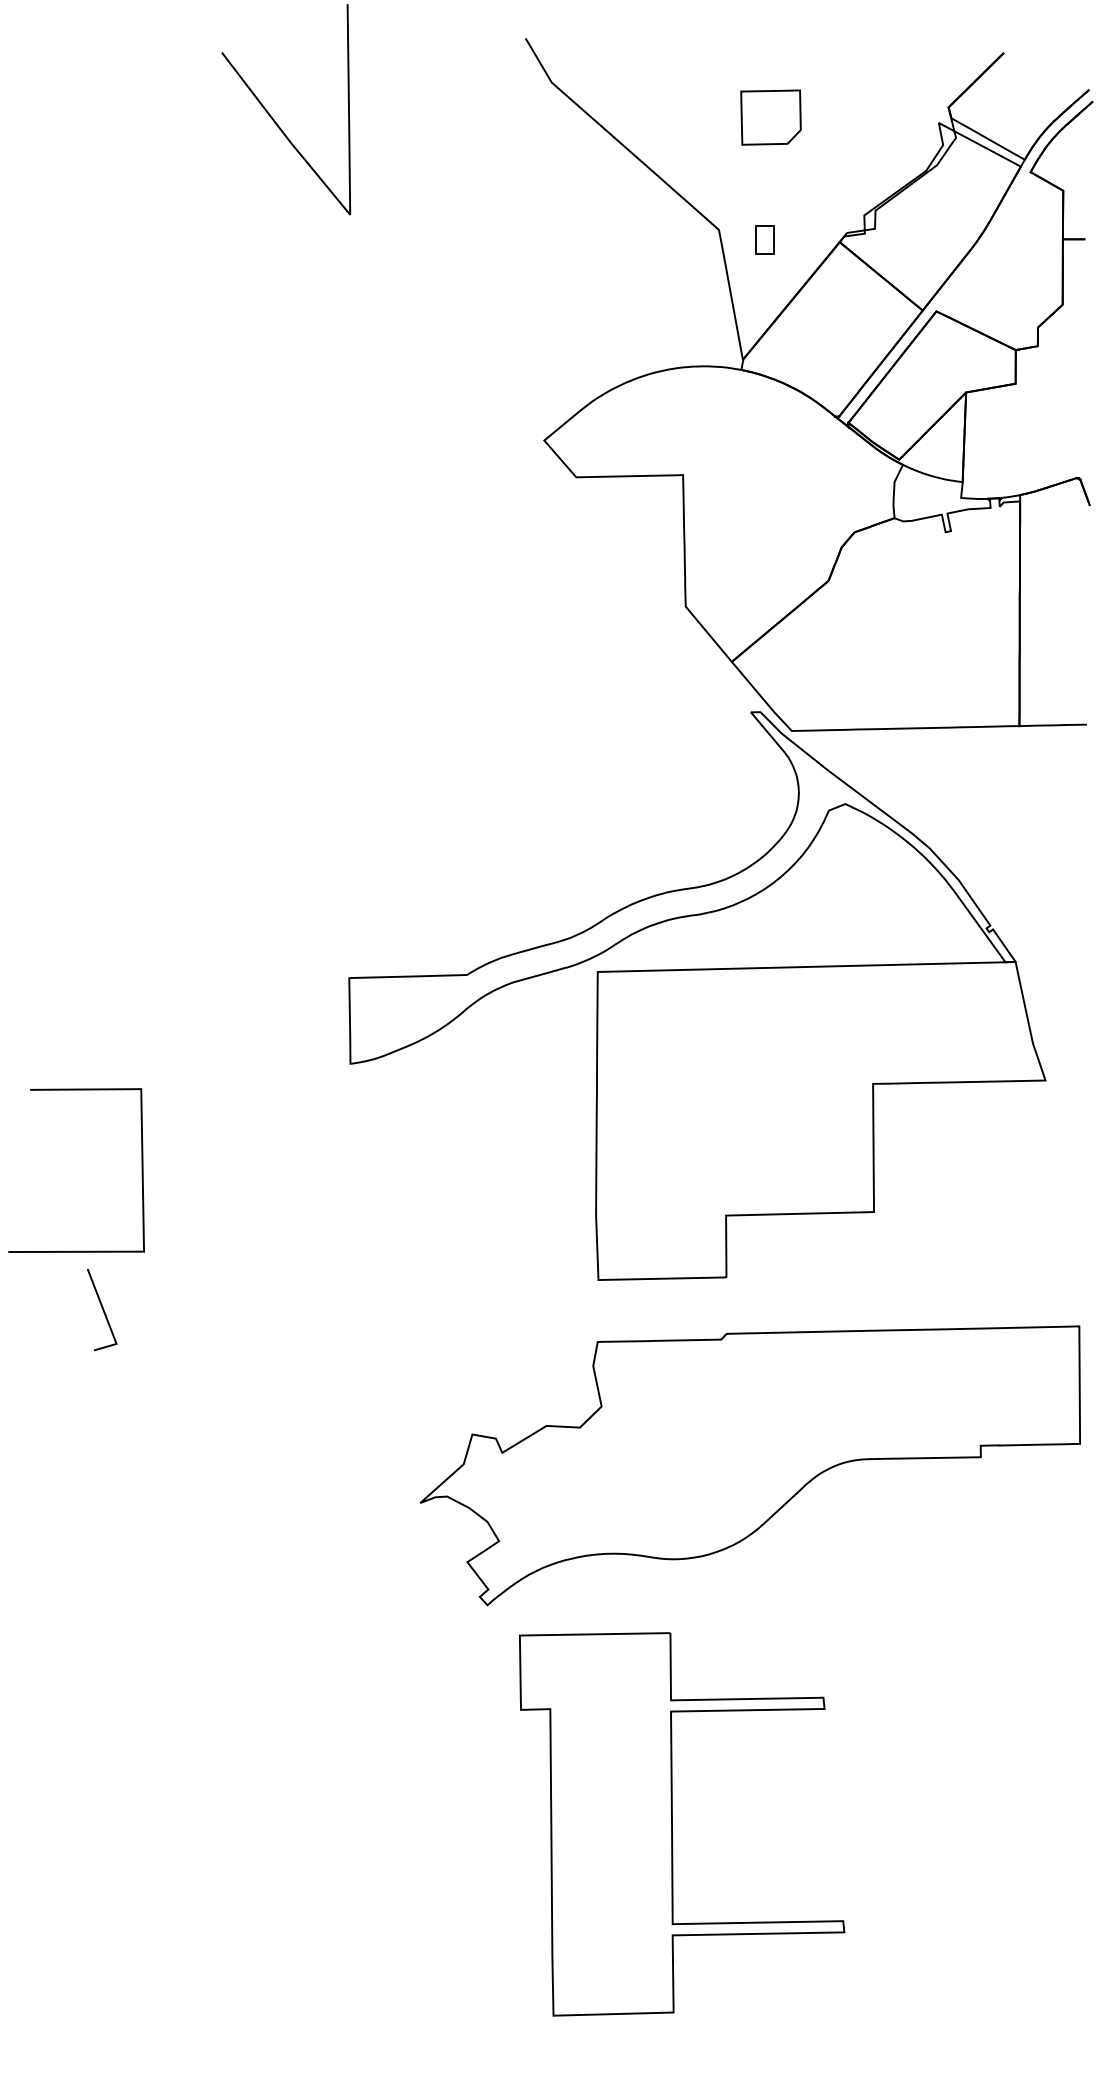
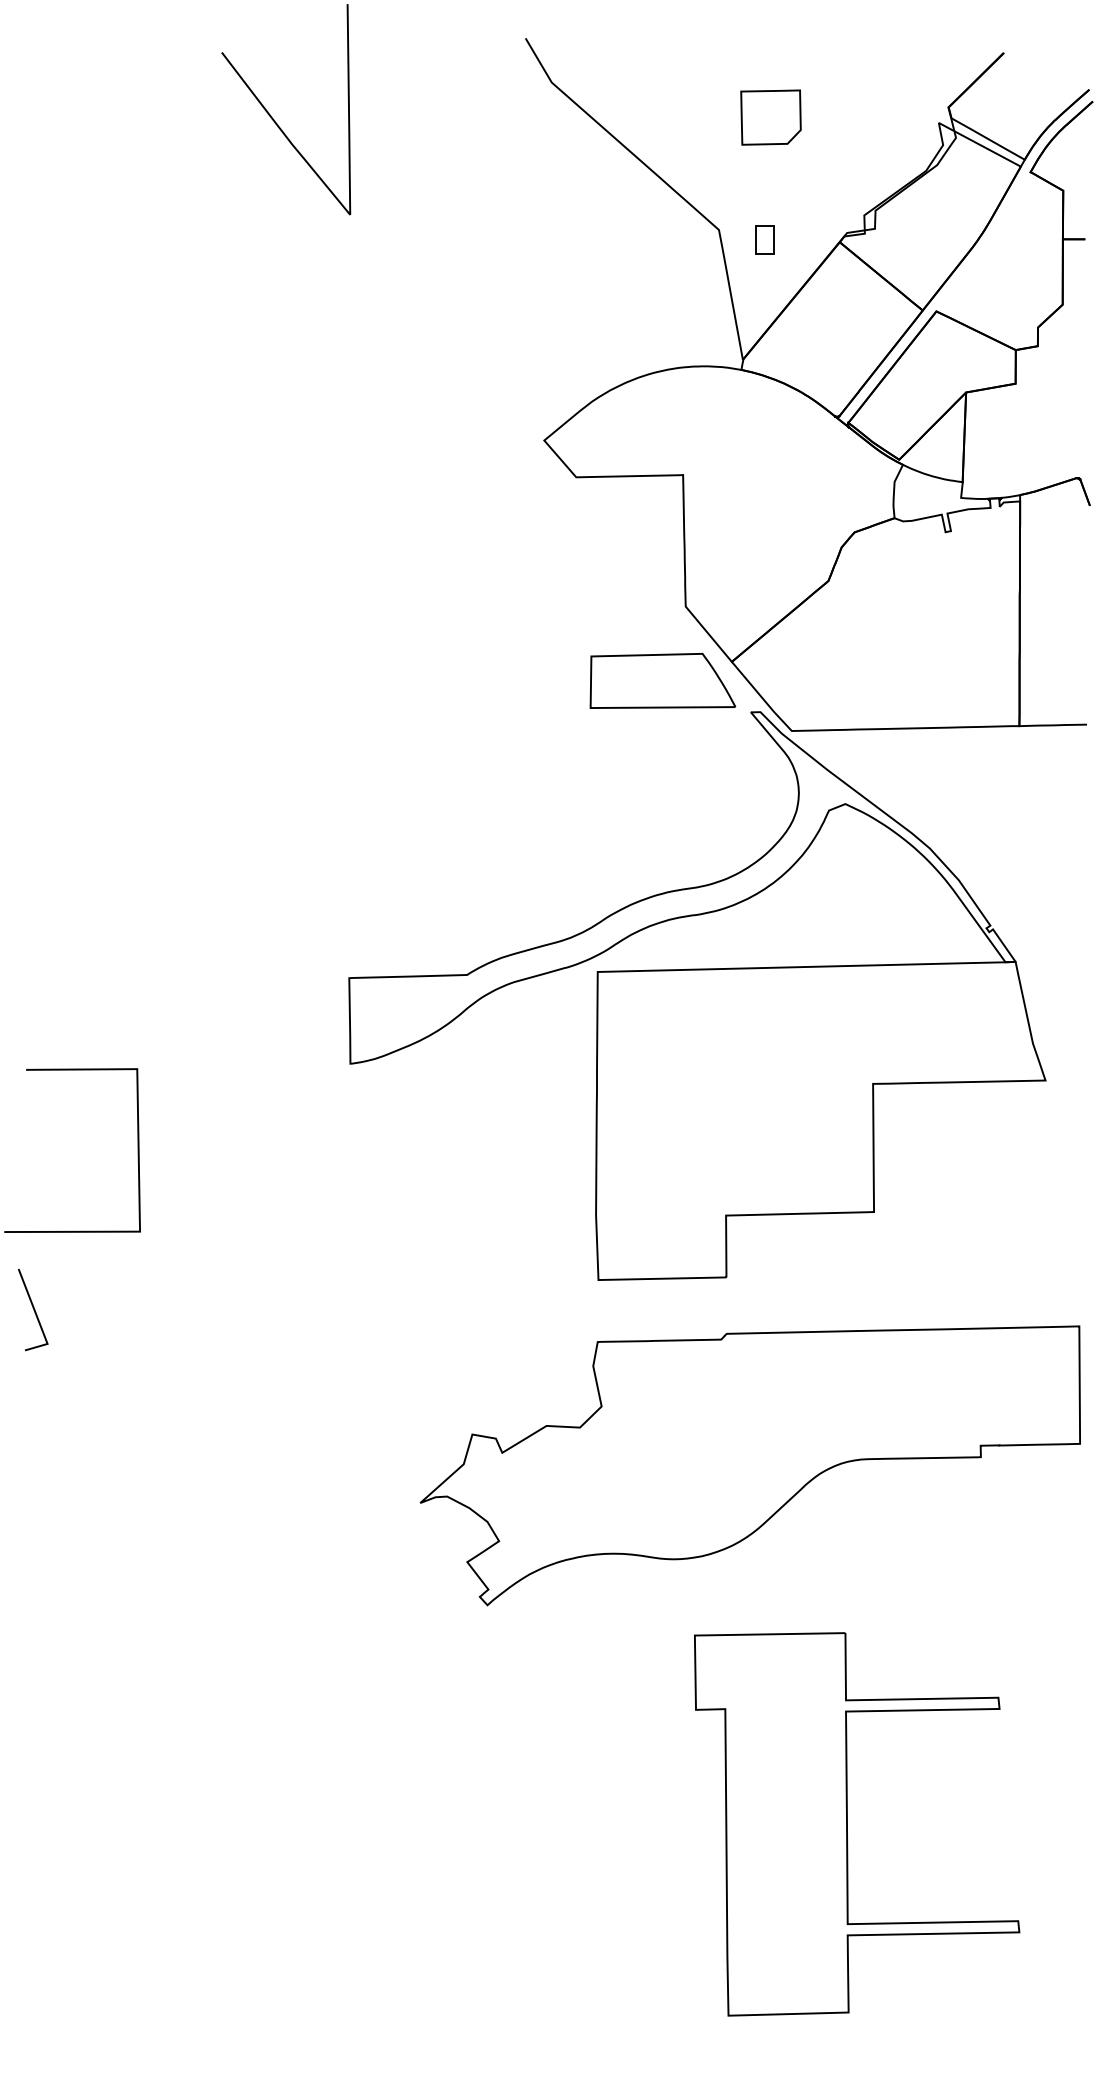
part: none -> present (662, 680)
line position: (141, 1170) -> (137, 1150) (137, 1150)
line position: (102, 1309) -> (33, 1309) (33, 1309)
part position: (672, 1824) -> (847, 1824) (847, 1824)
